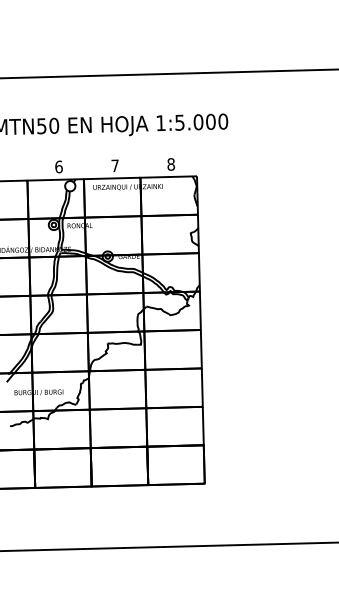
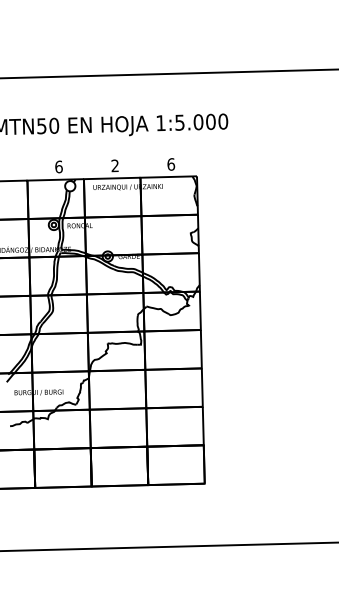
text: 8 -> 6 (171, 164)
text: 7 -> 2 (114, 165)
